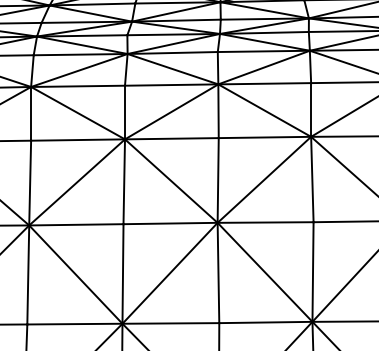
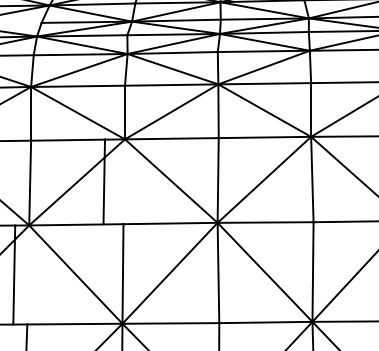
line: present -> none (21, 22)
line: present -> none (342, 61)
line position: (124, 181) -> (104, 181) (104, 181)
line position: (28, 274) -> (14, 274) (14, 274)
